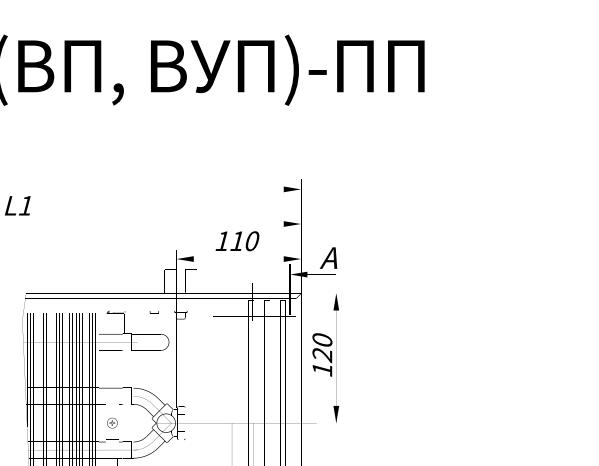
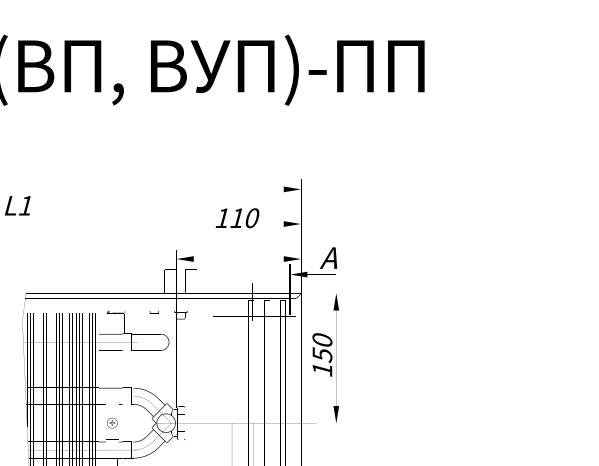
text position: (237, 241) -> (237, 218) (237, 218)
text: 120 -> 150 (322, 355)
